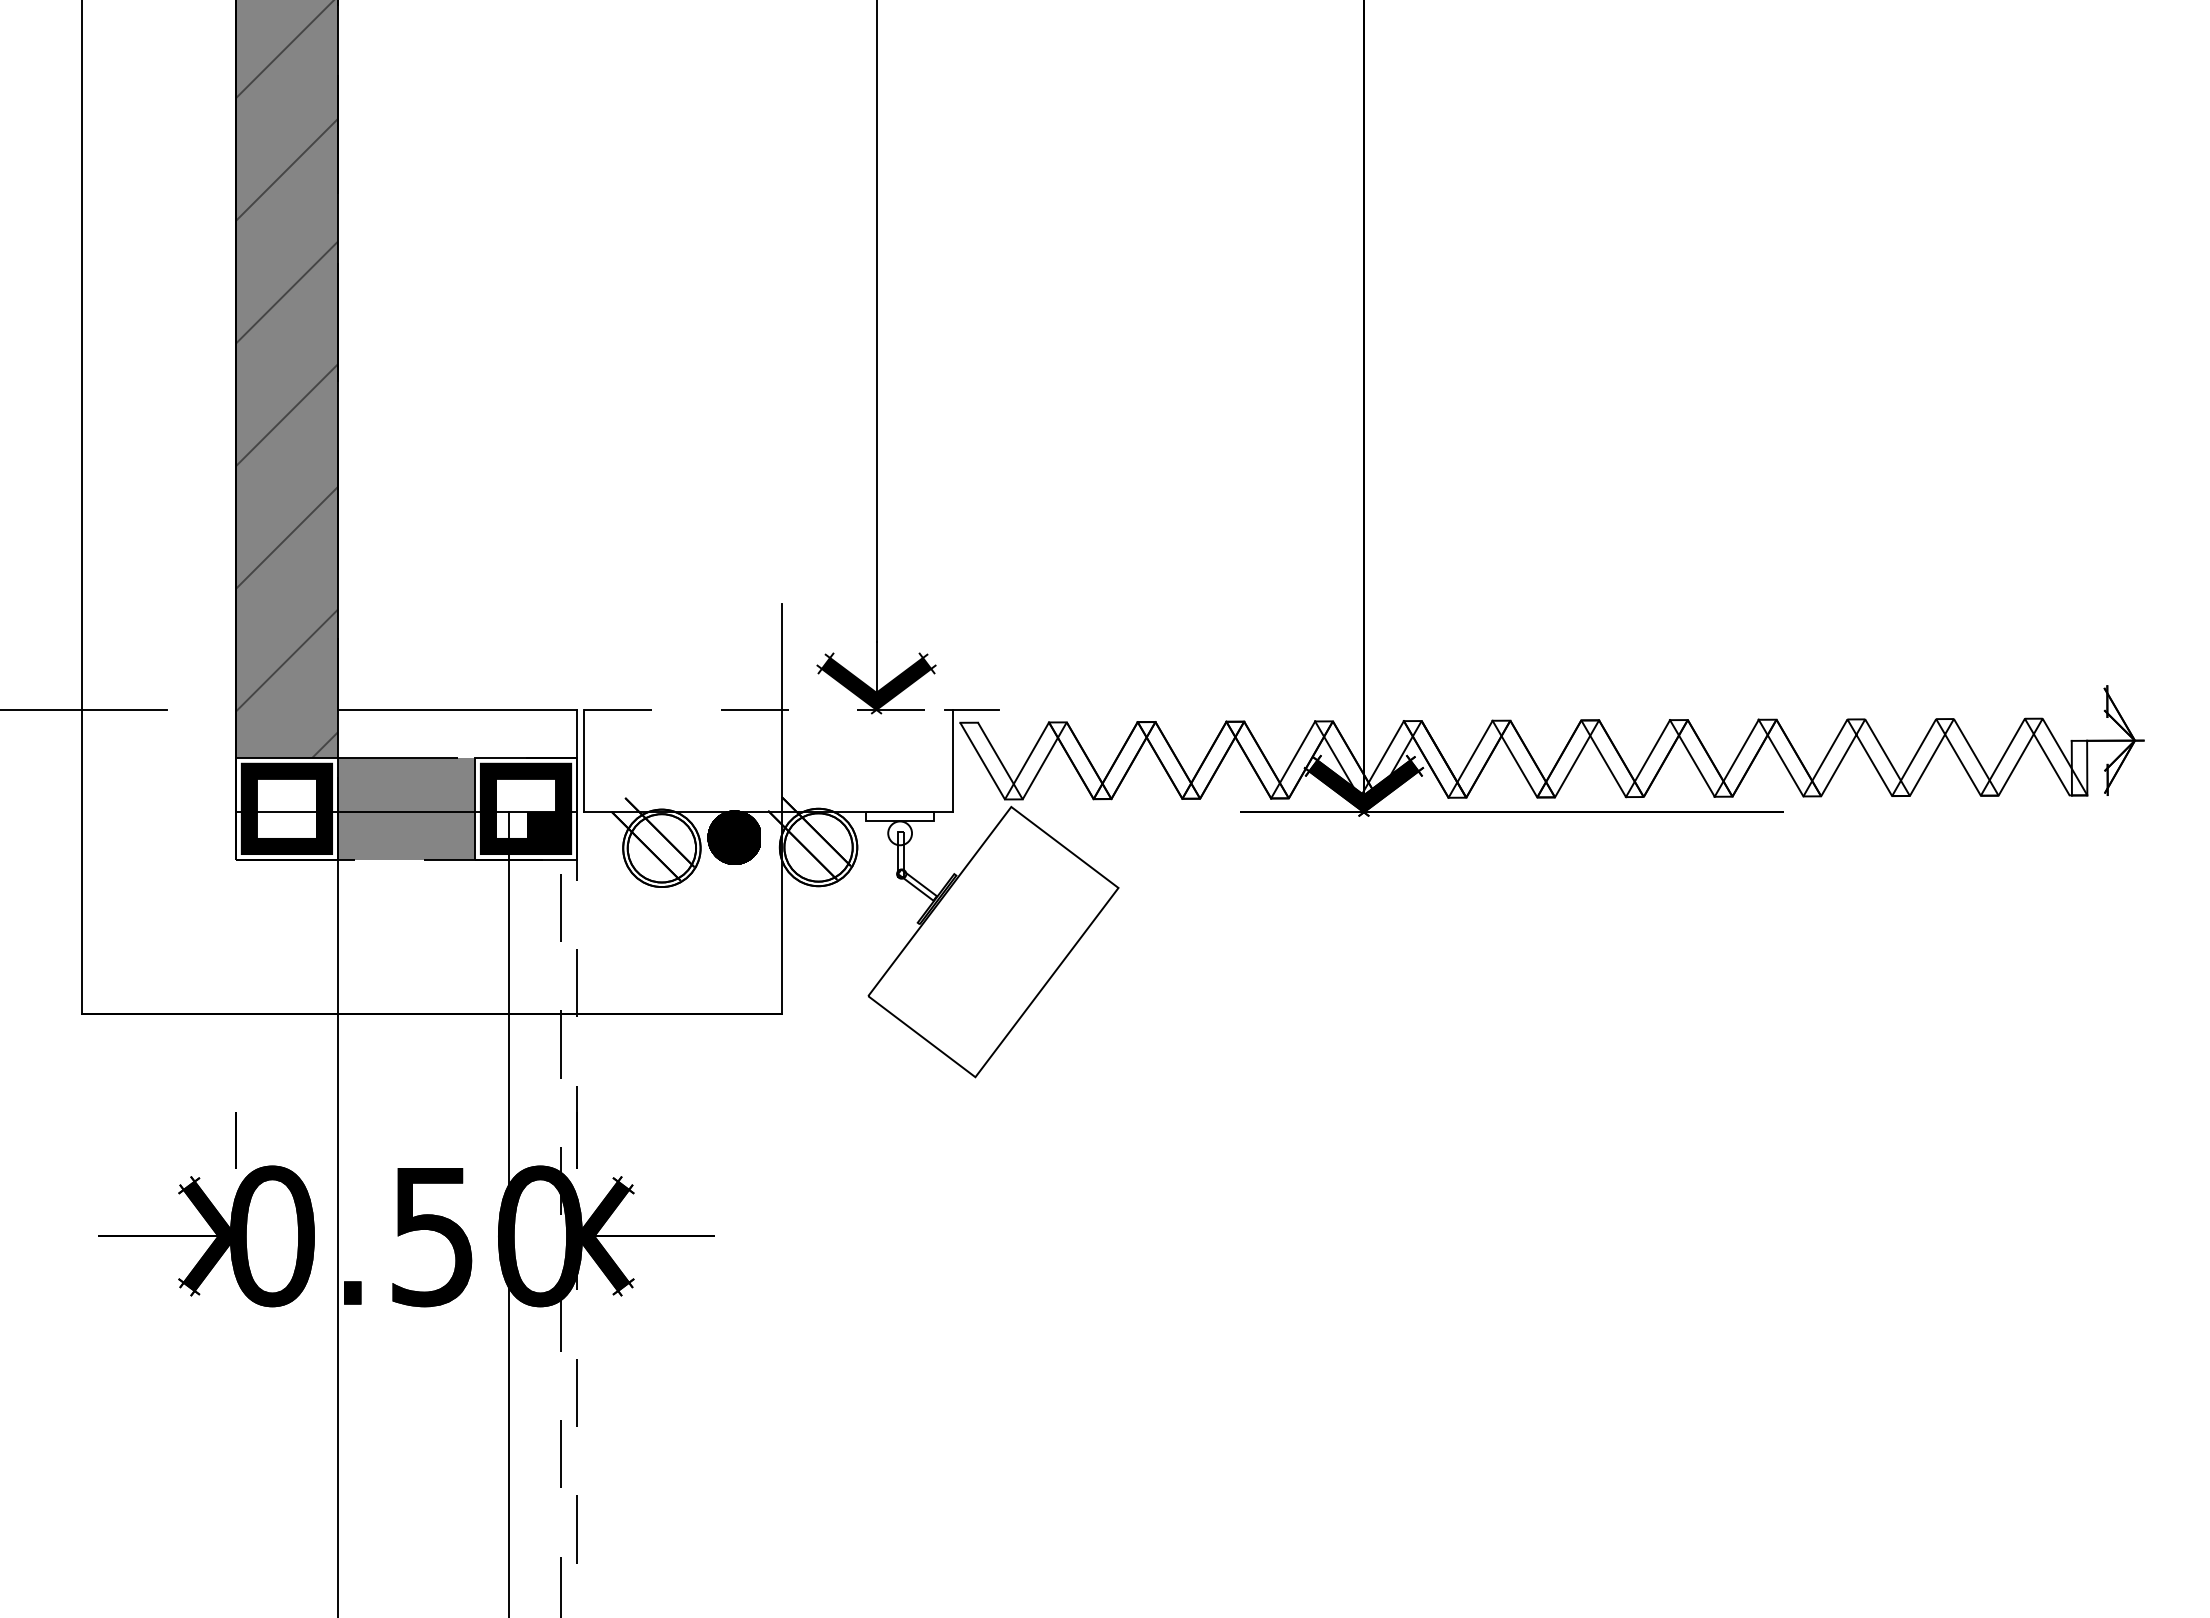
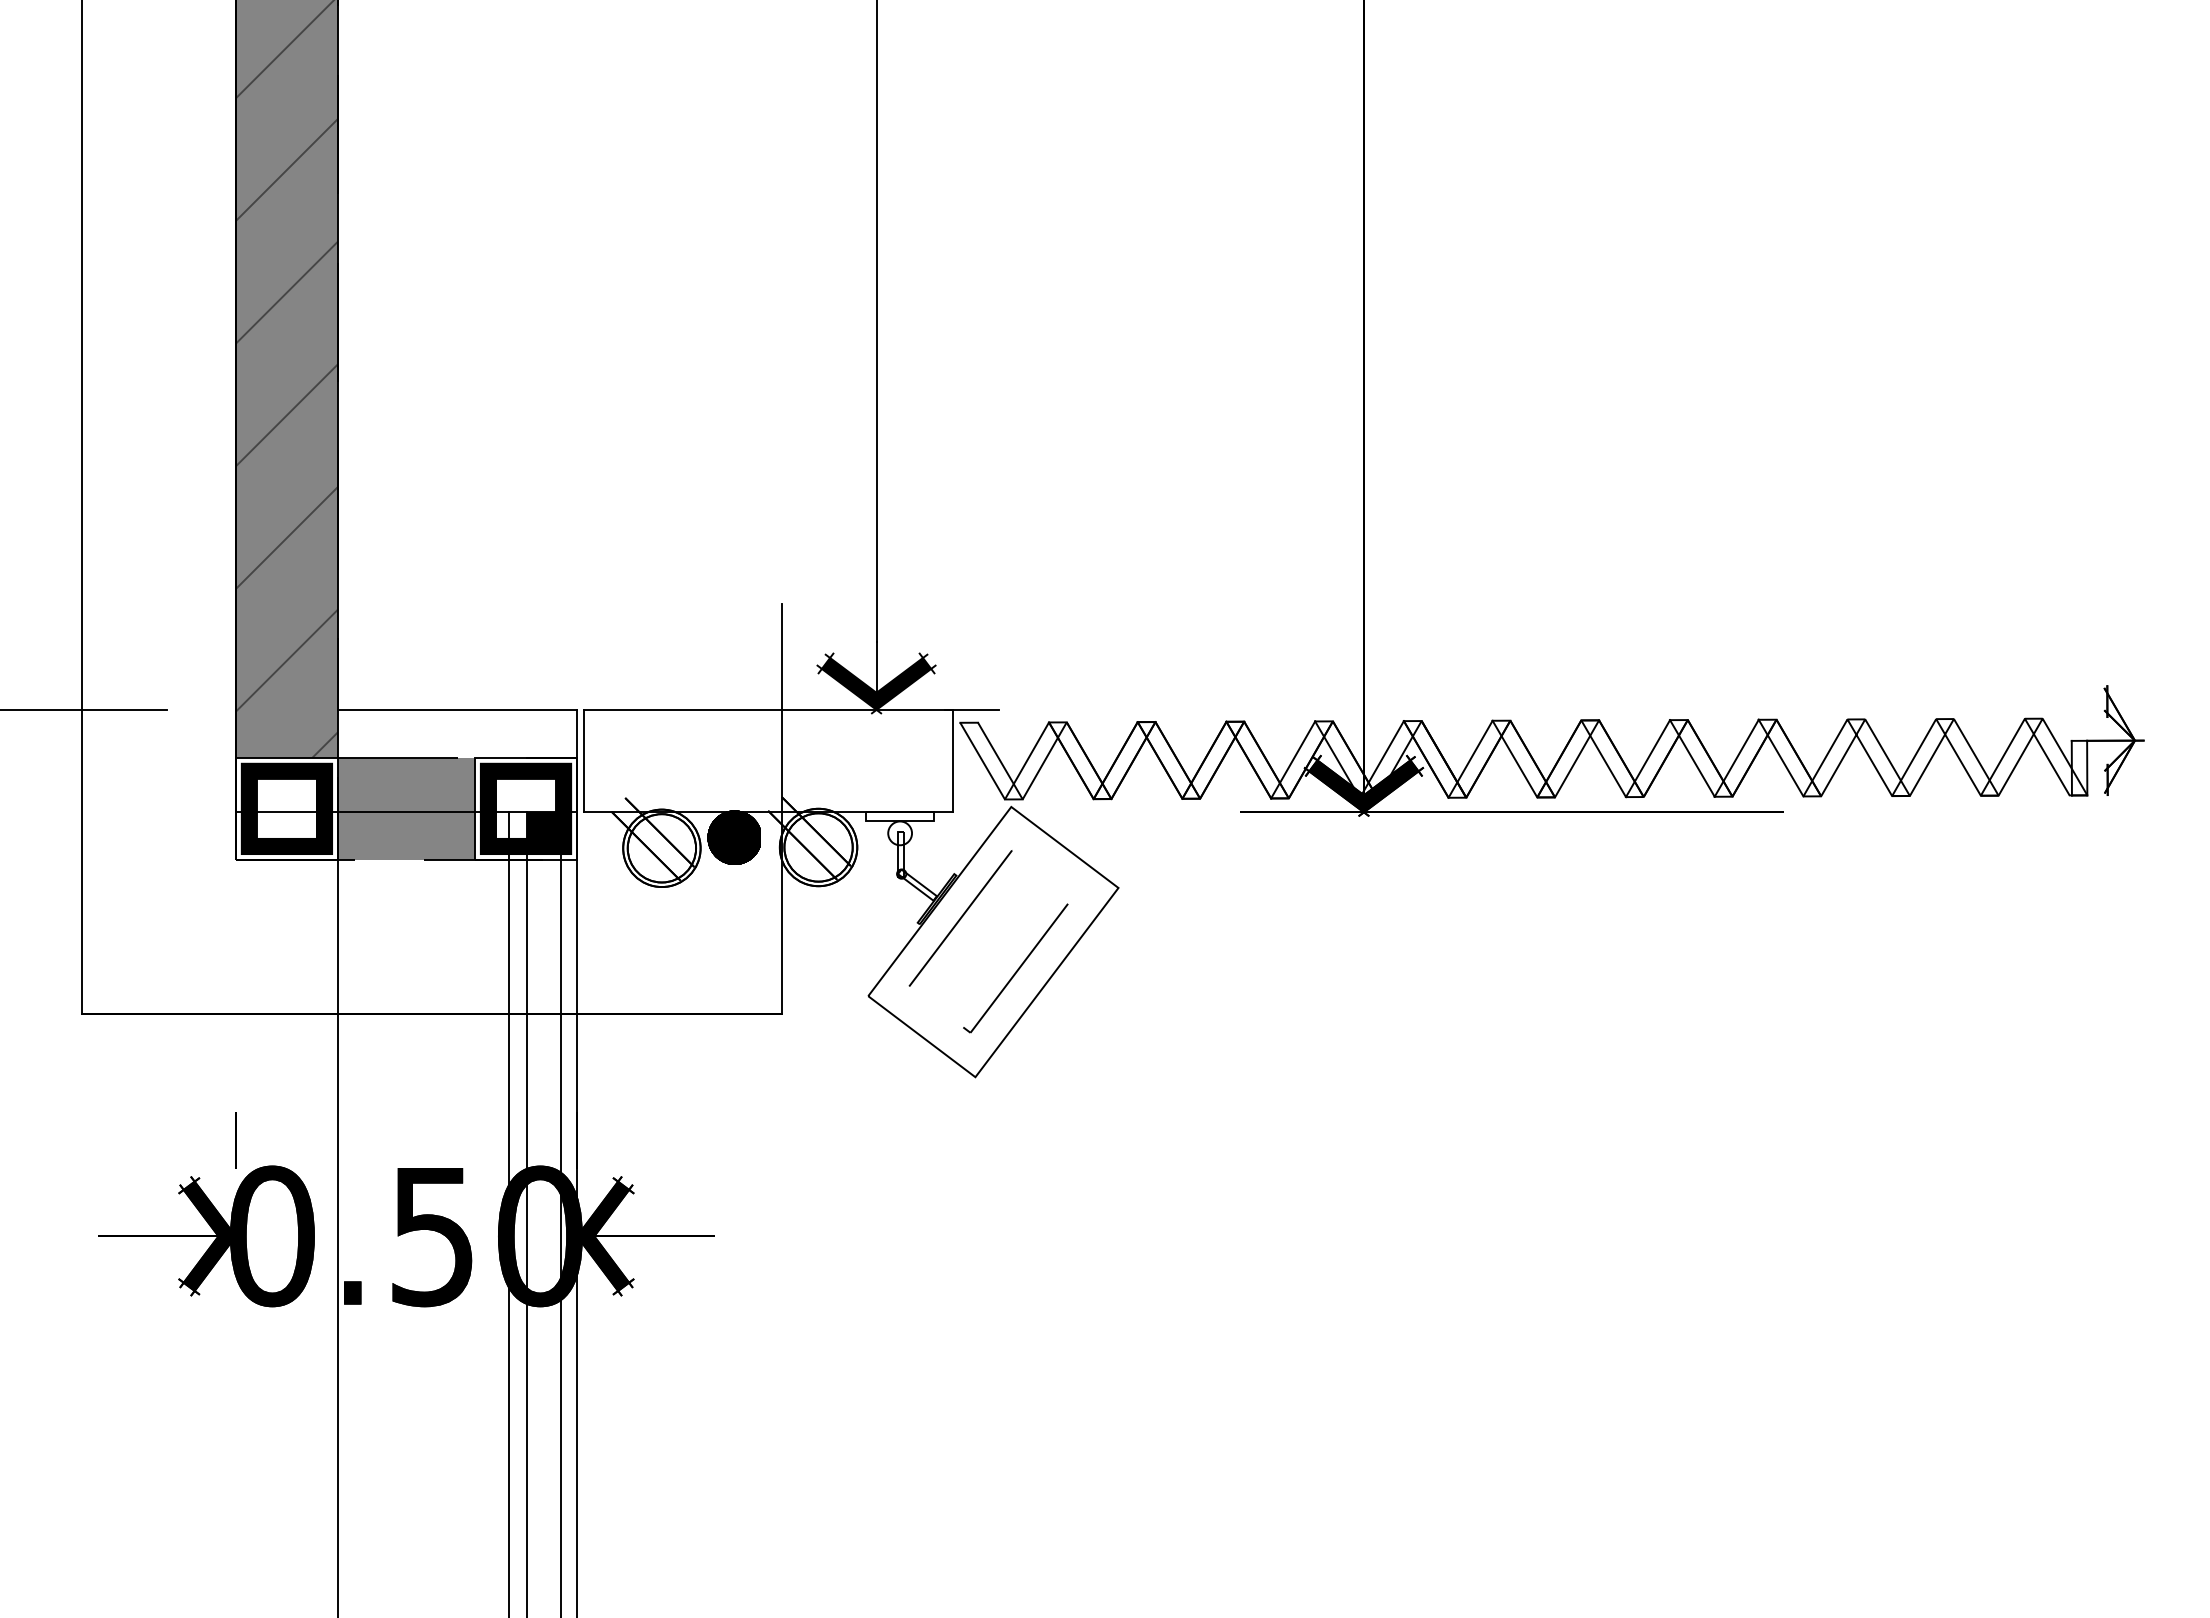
line: dashed -> solid (768, 709)
part: none -> present (961, 919)
line: none -> present (526, 1213)
line: dashed -> solid (560, 1214)
line: dashed -> solid (577, 1215)
